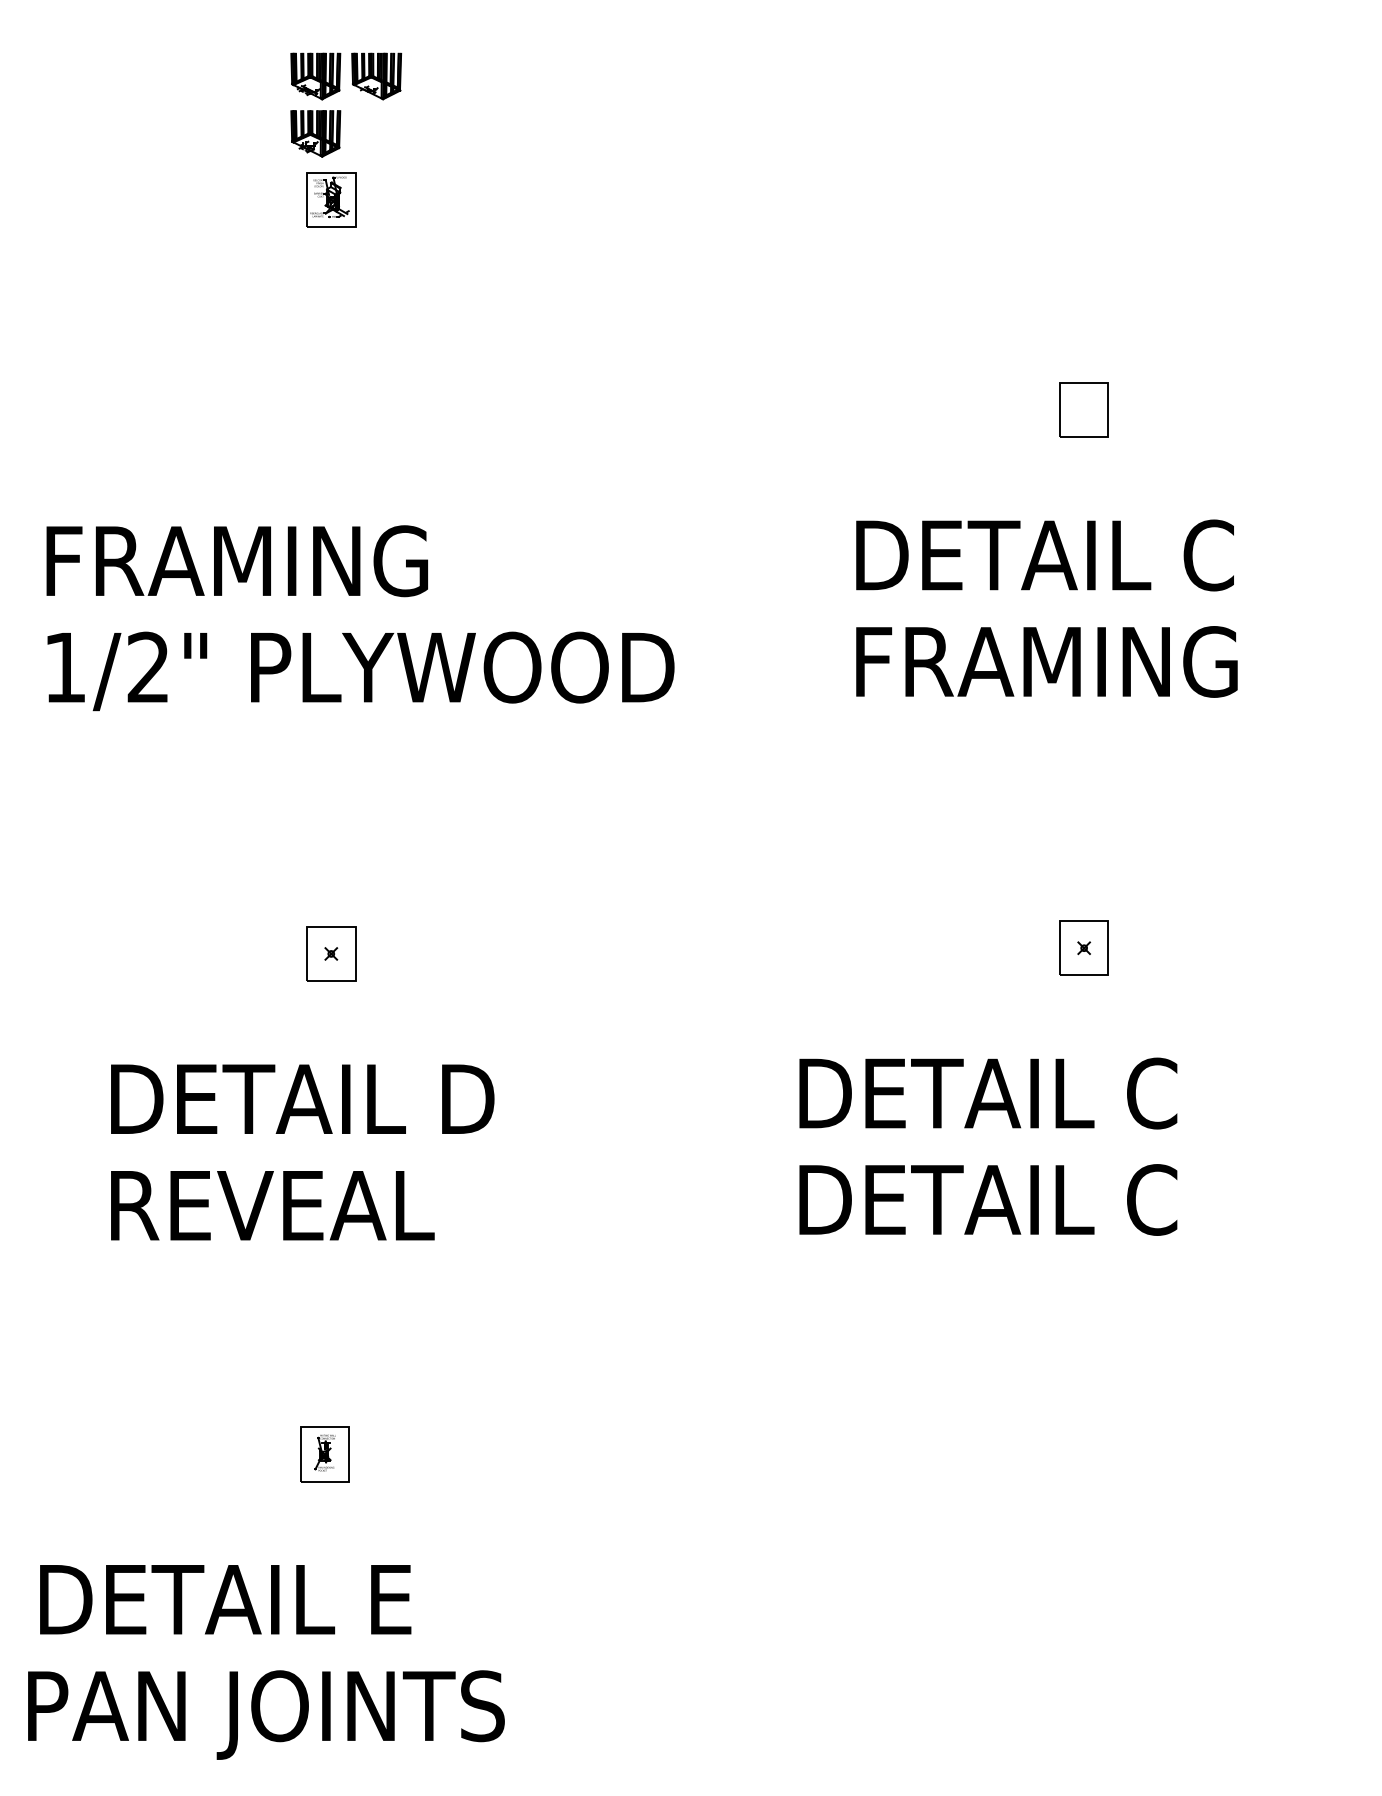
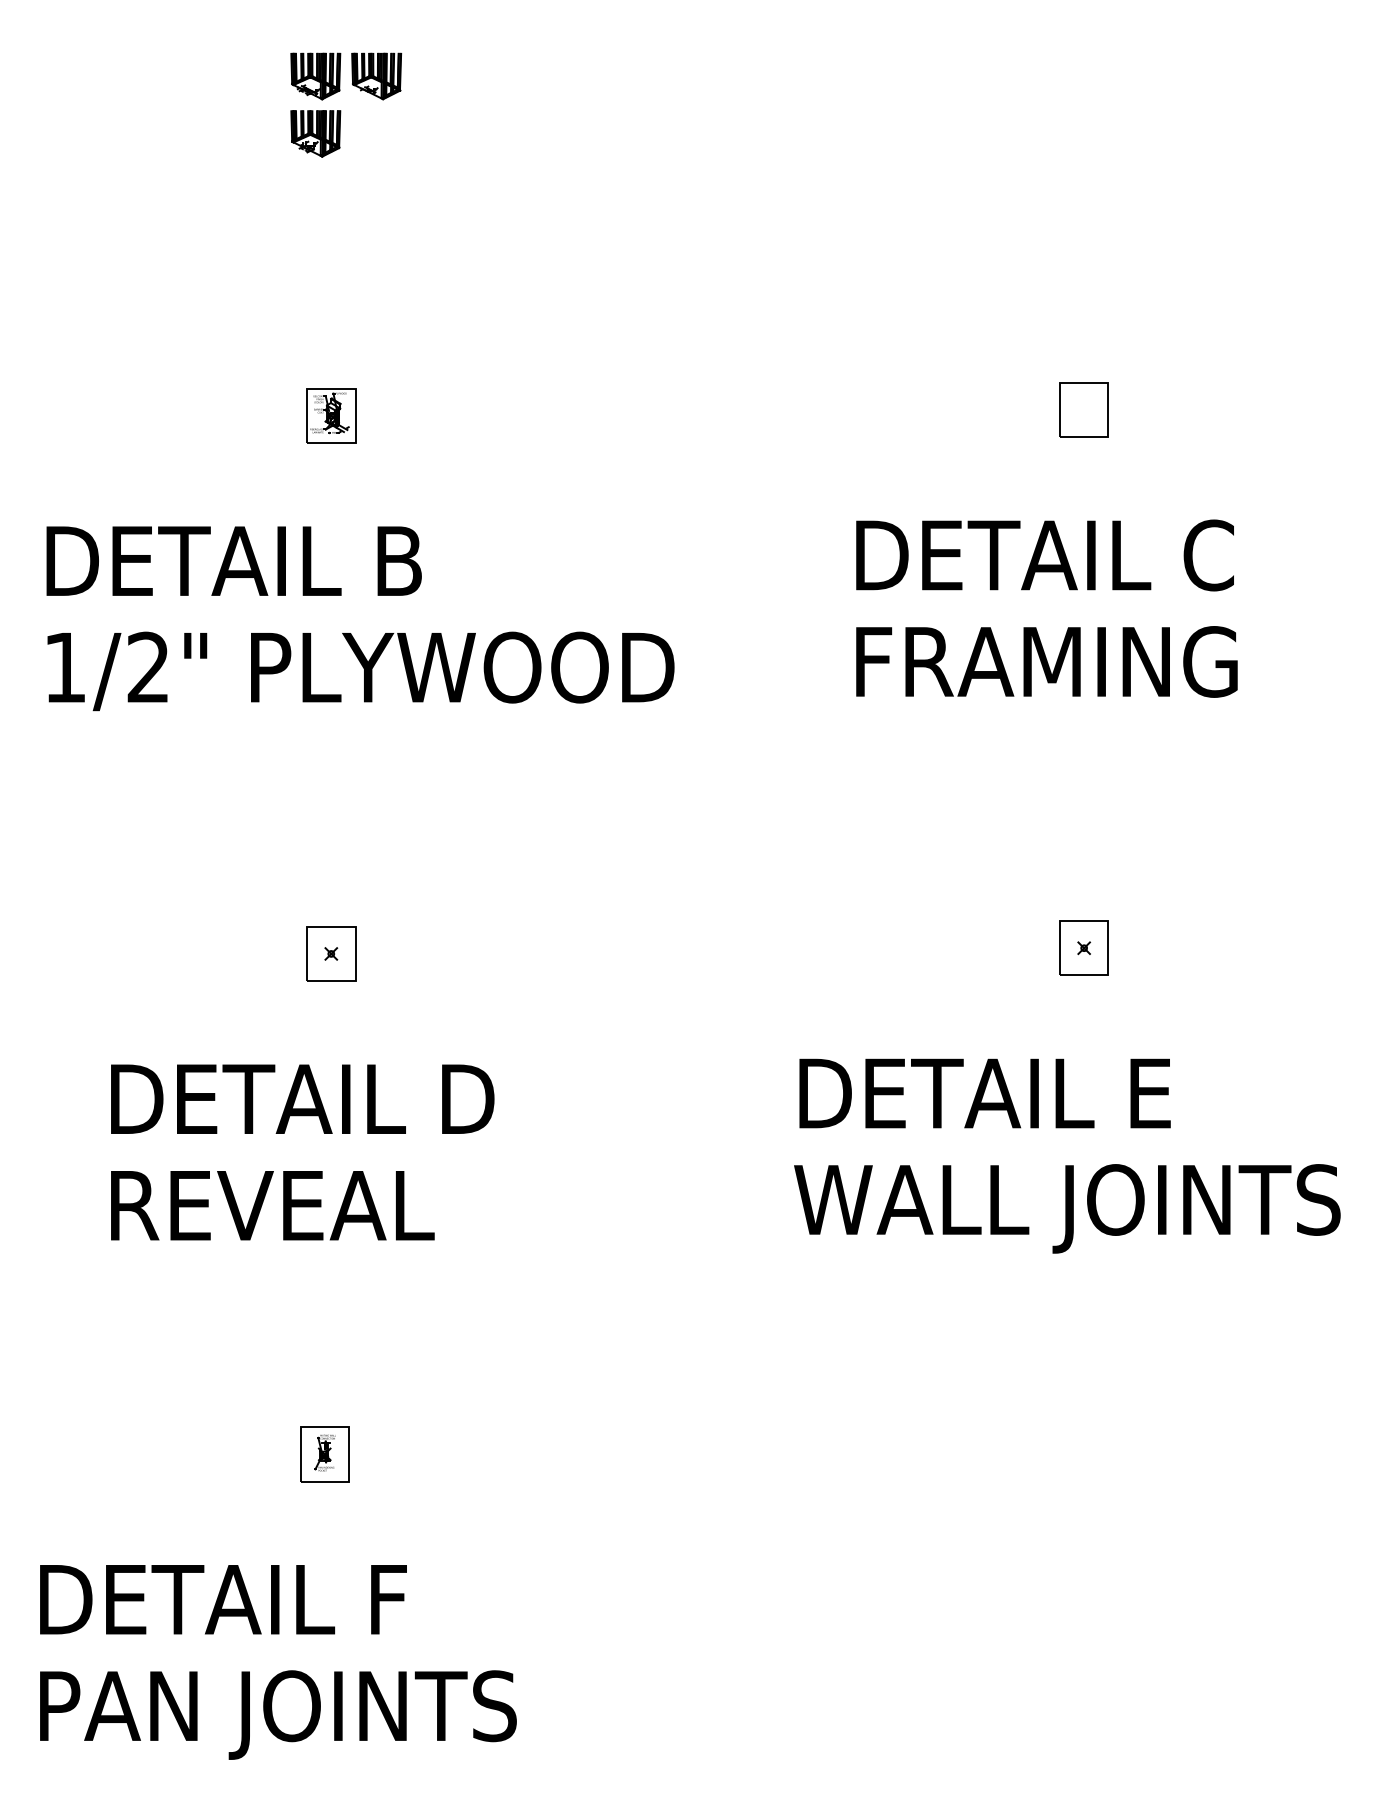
part position: (331, 199) -> (331, 415) (331, 415)
text: FRAMING -> DETAIL B (241, 561)
text: DETAIL C -> DETAIL E (1152, 1093)
text: DETAIL C -> WALL JOINTS (1067, 1208)
text: DETAIL E -> DETAIL F (395, 1599)
text position: (266, 1714) -> (278, 1714) (278, 1714)
